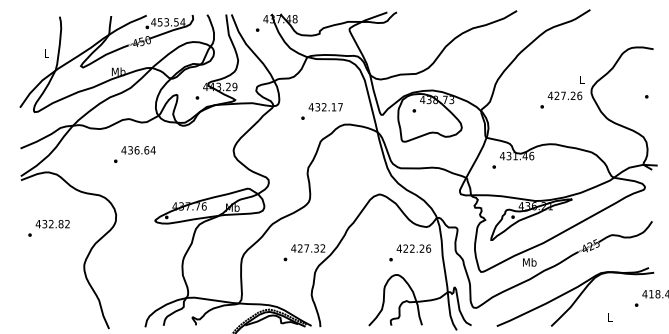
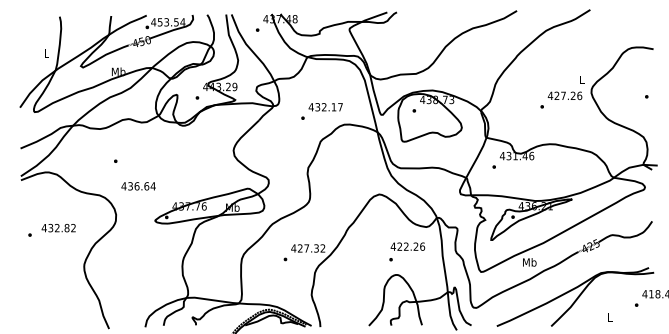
text position: (138, 150) -> (138, 186) (138, 186)
text position: (52, 224) -> (58, 228) (58, 228)
text position: (413, 248) -> (407, 246) (407, 246)
